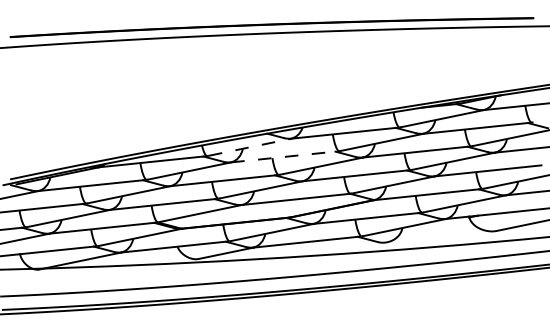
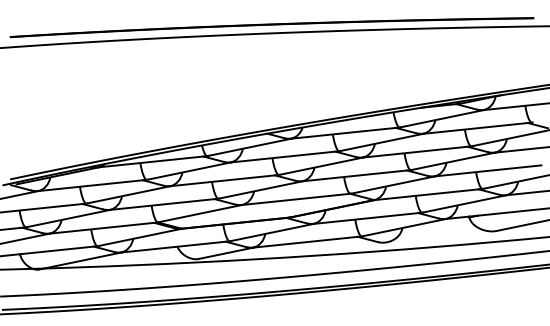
line: dashed -> solid (250, 147)
line: dashed -> solid (284, 156)
